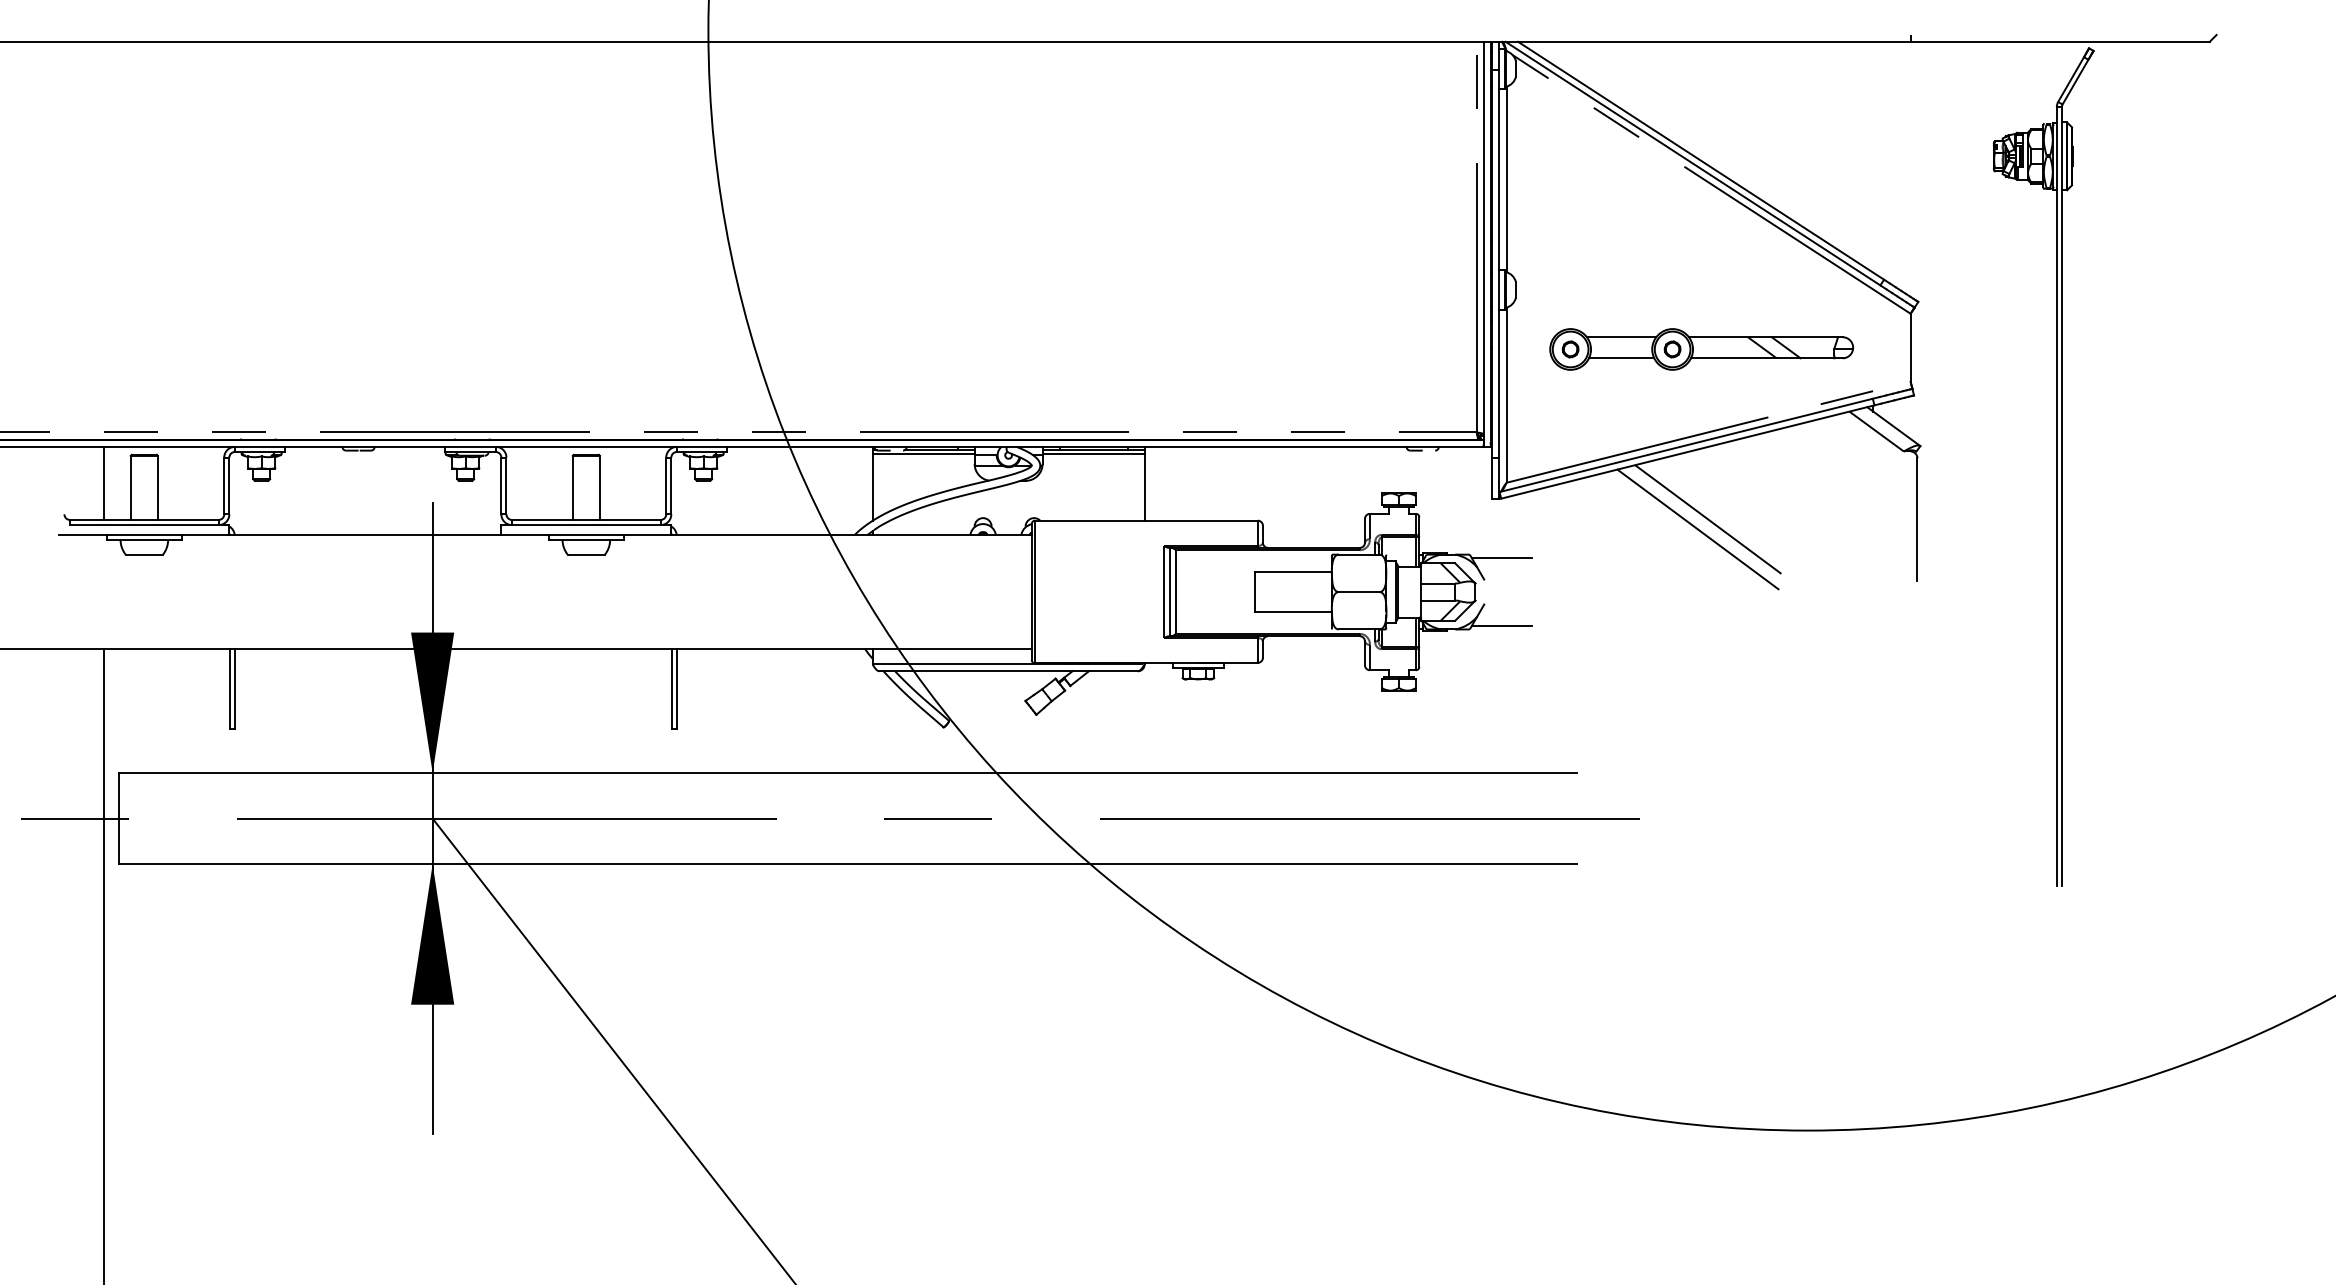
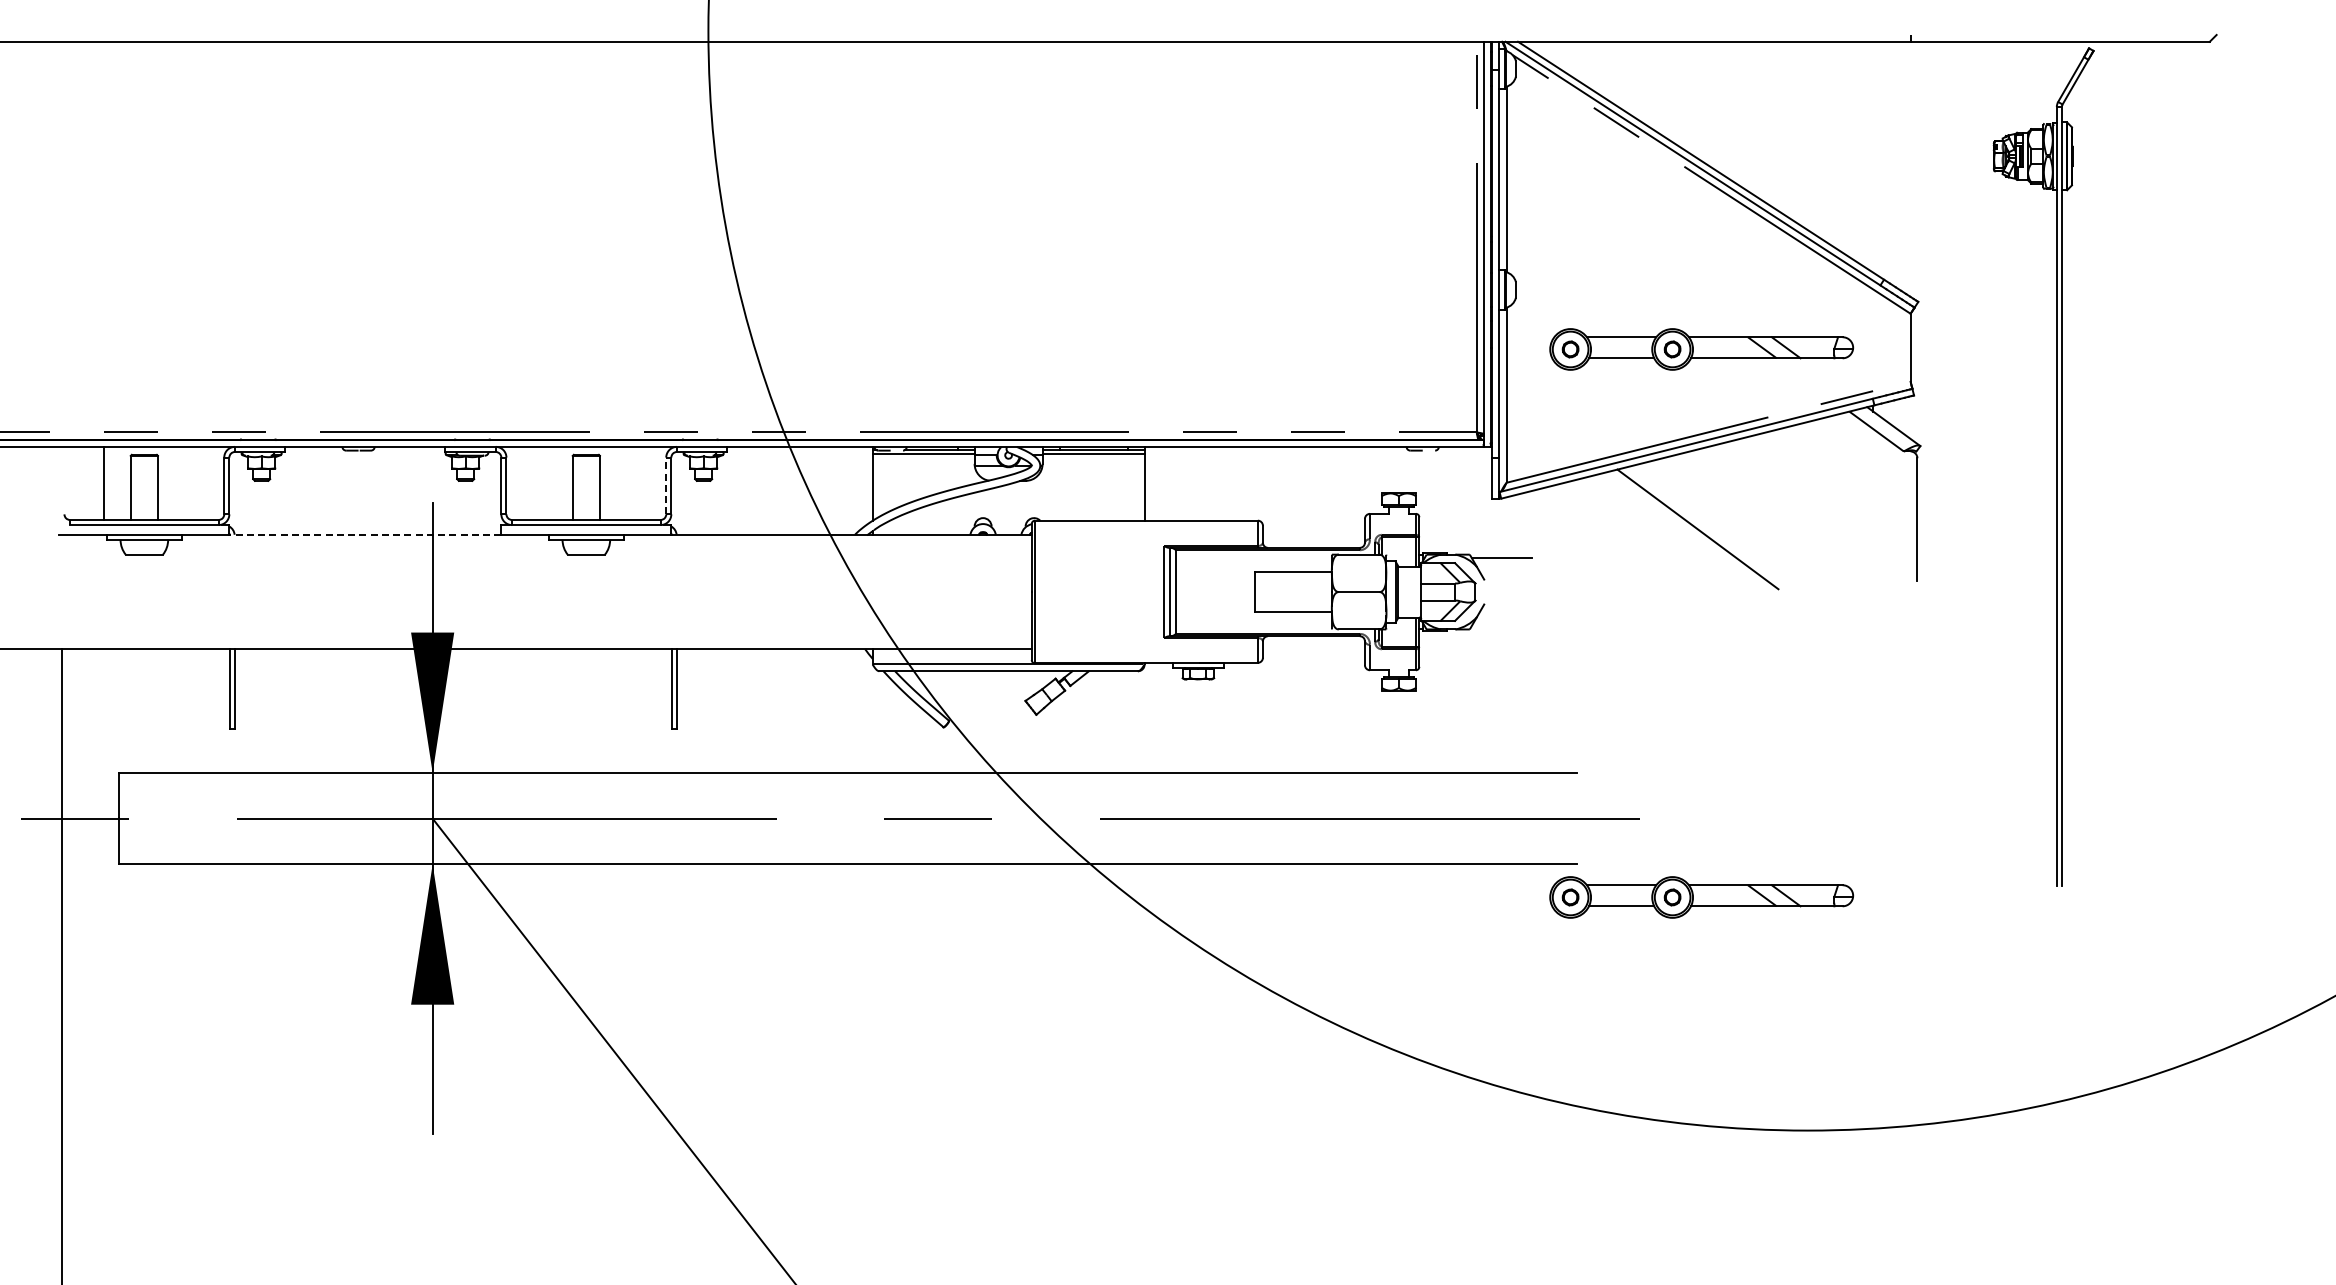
line: solid -> dashed (666, 485)
line: present -> none (1708, 519)
line: solid -> dashed (365, 534)
line: present -> none (1501, 626)
part: none -> present (1701, 897)
line position: (103, 965) -> (61, 965) (61, 965)
